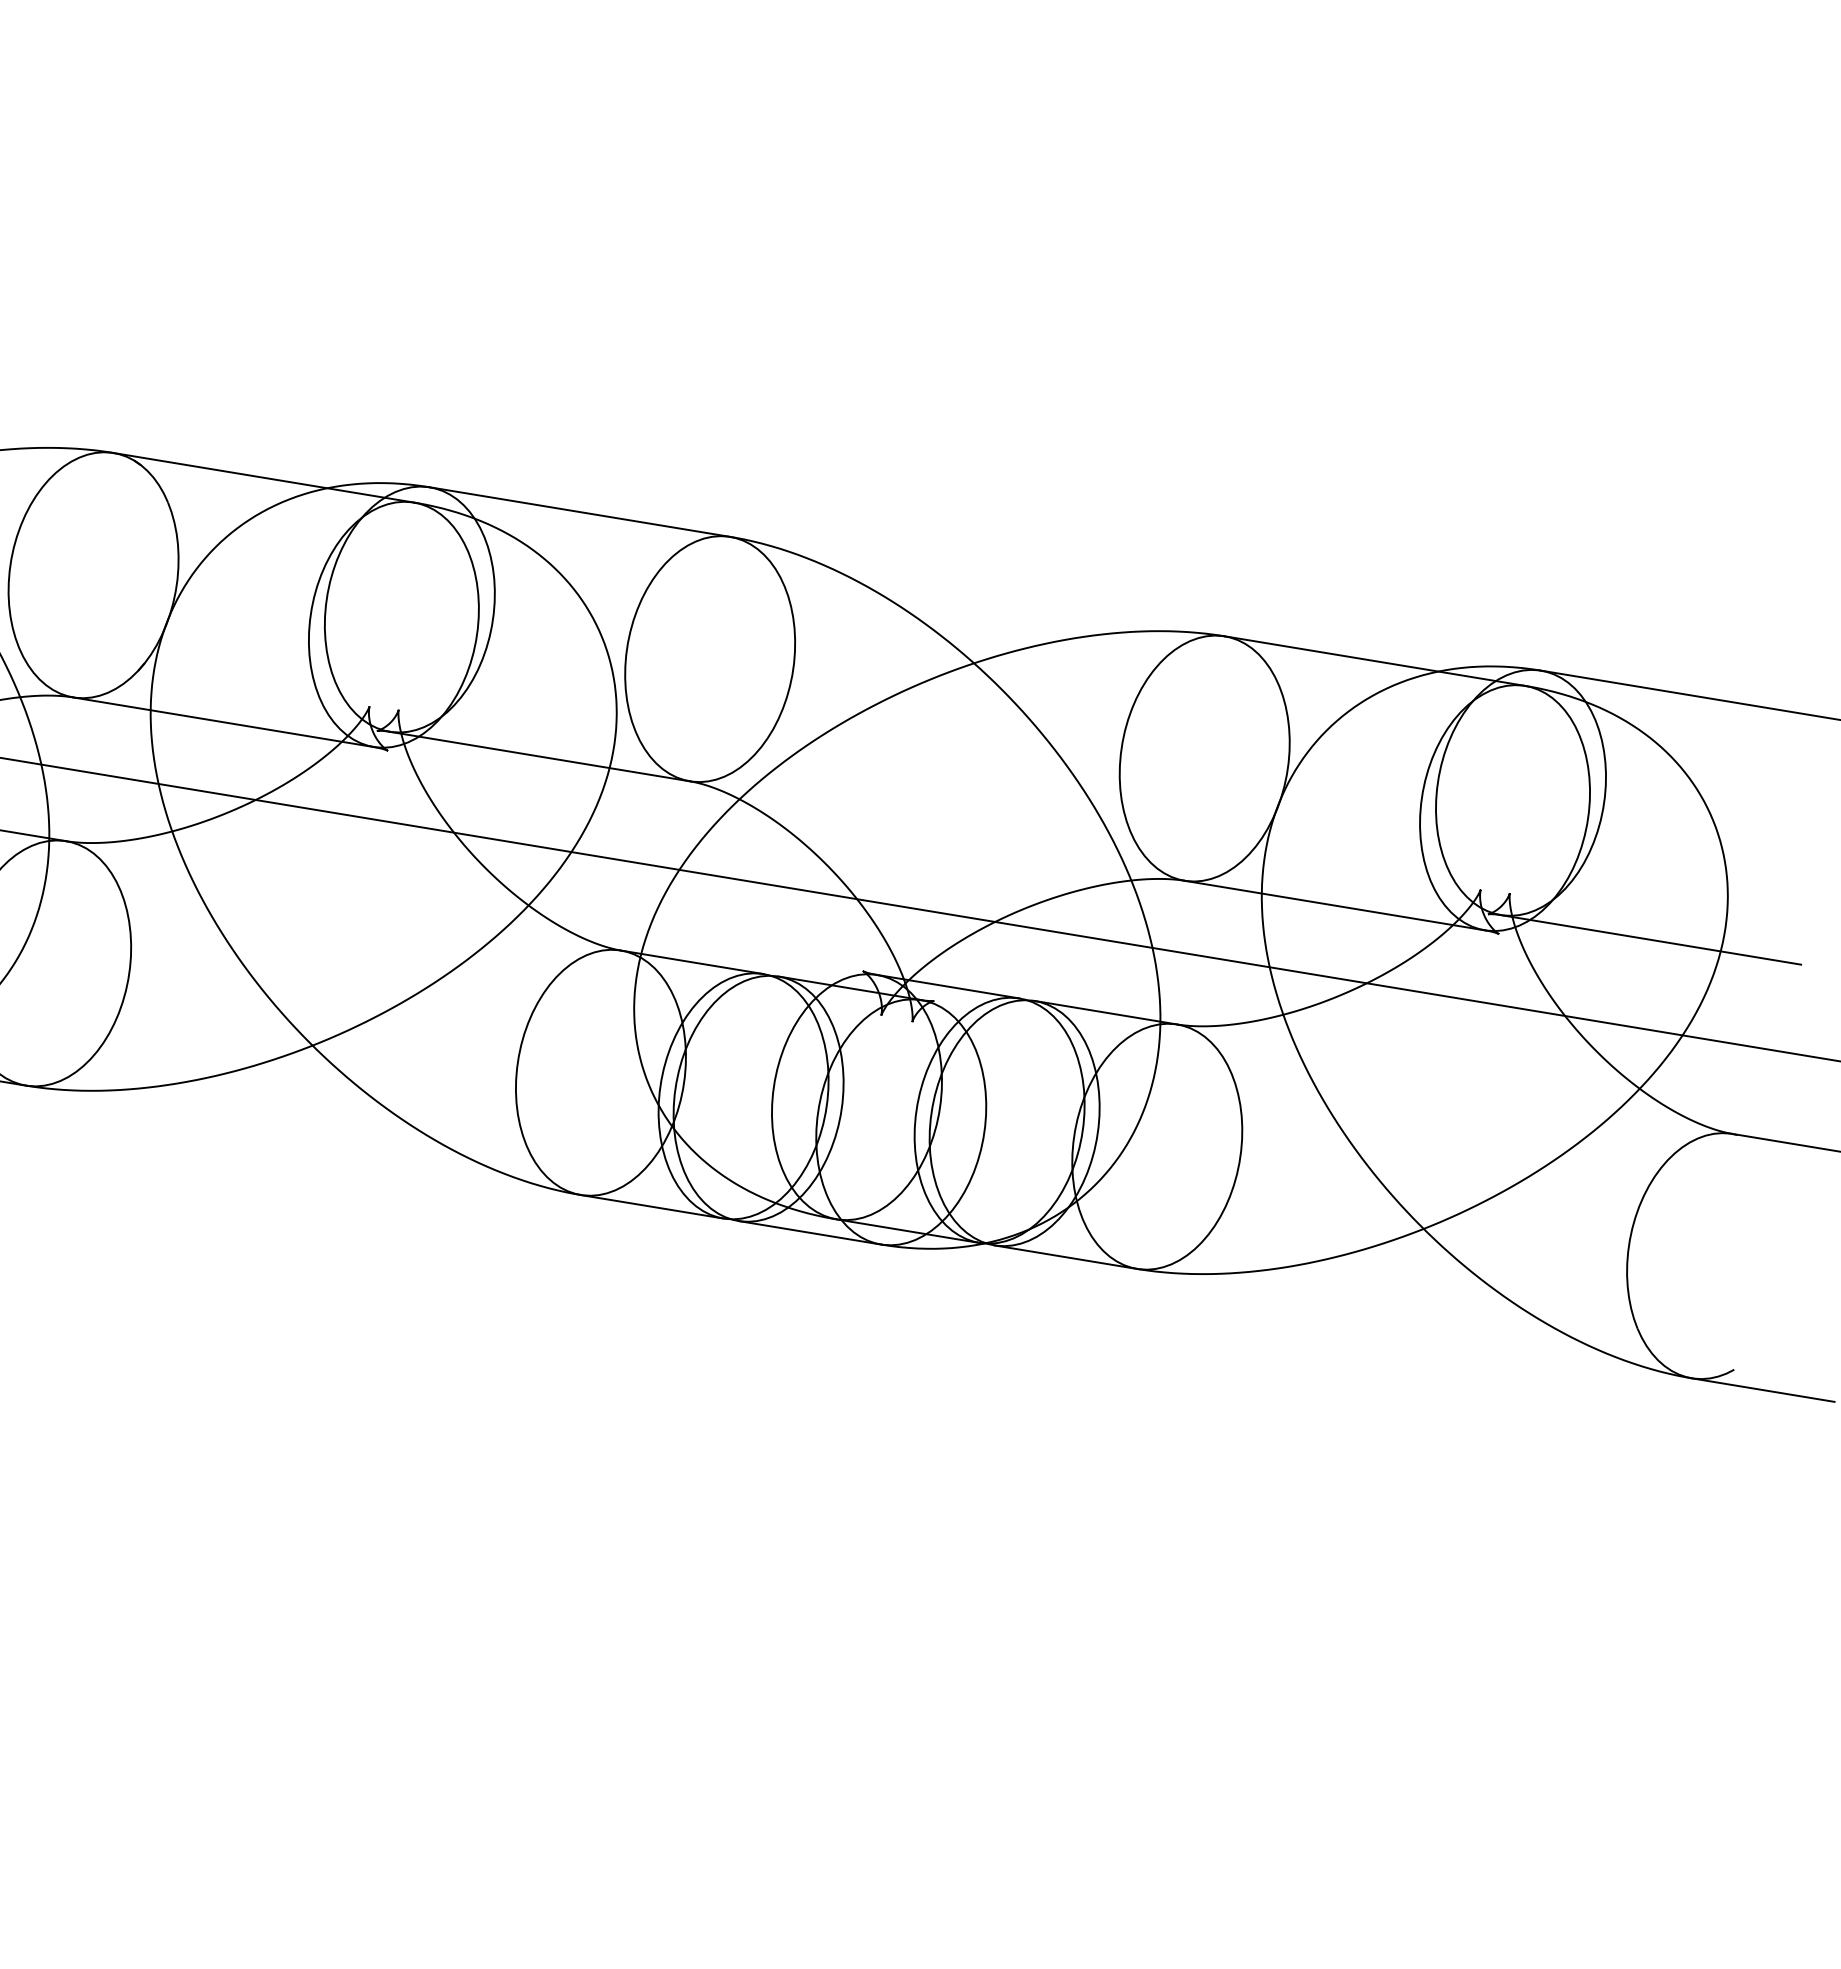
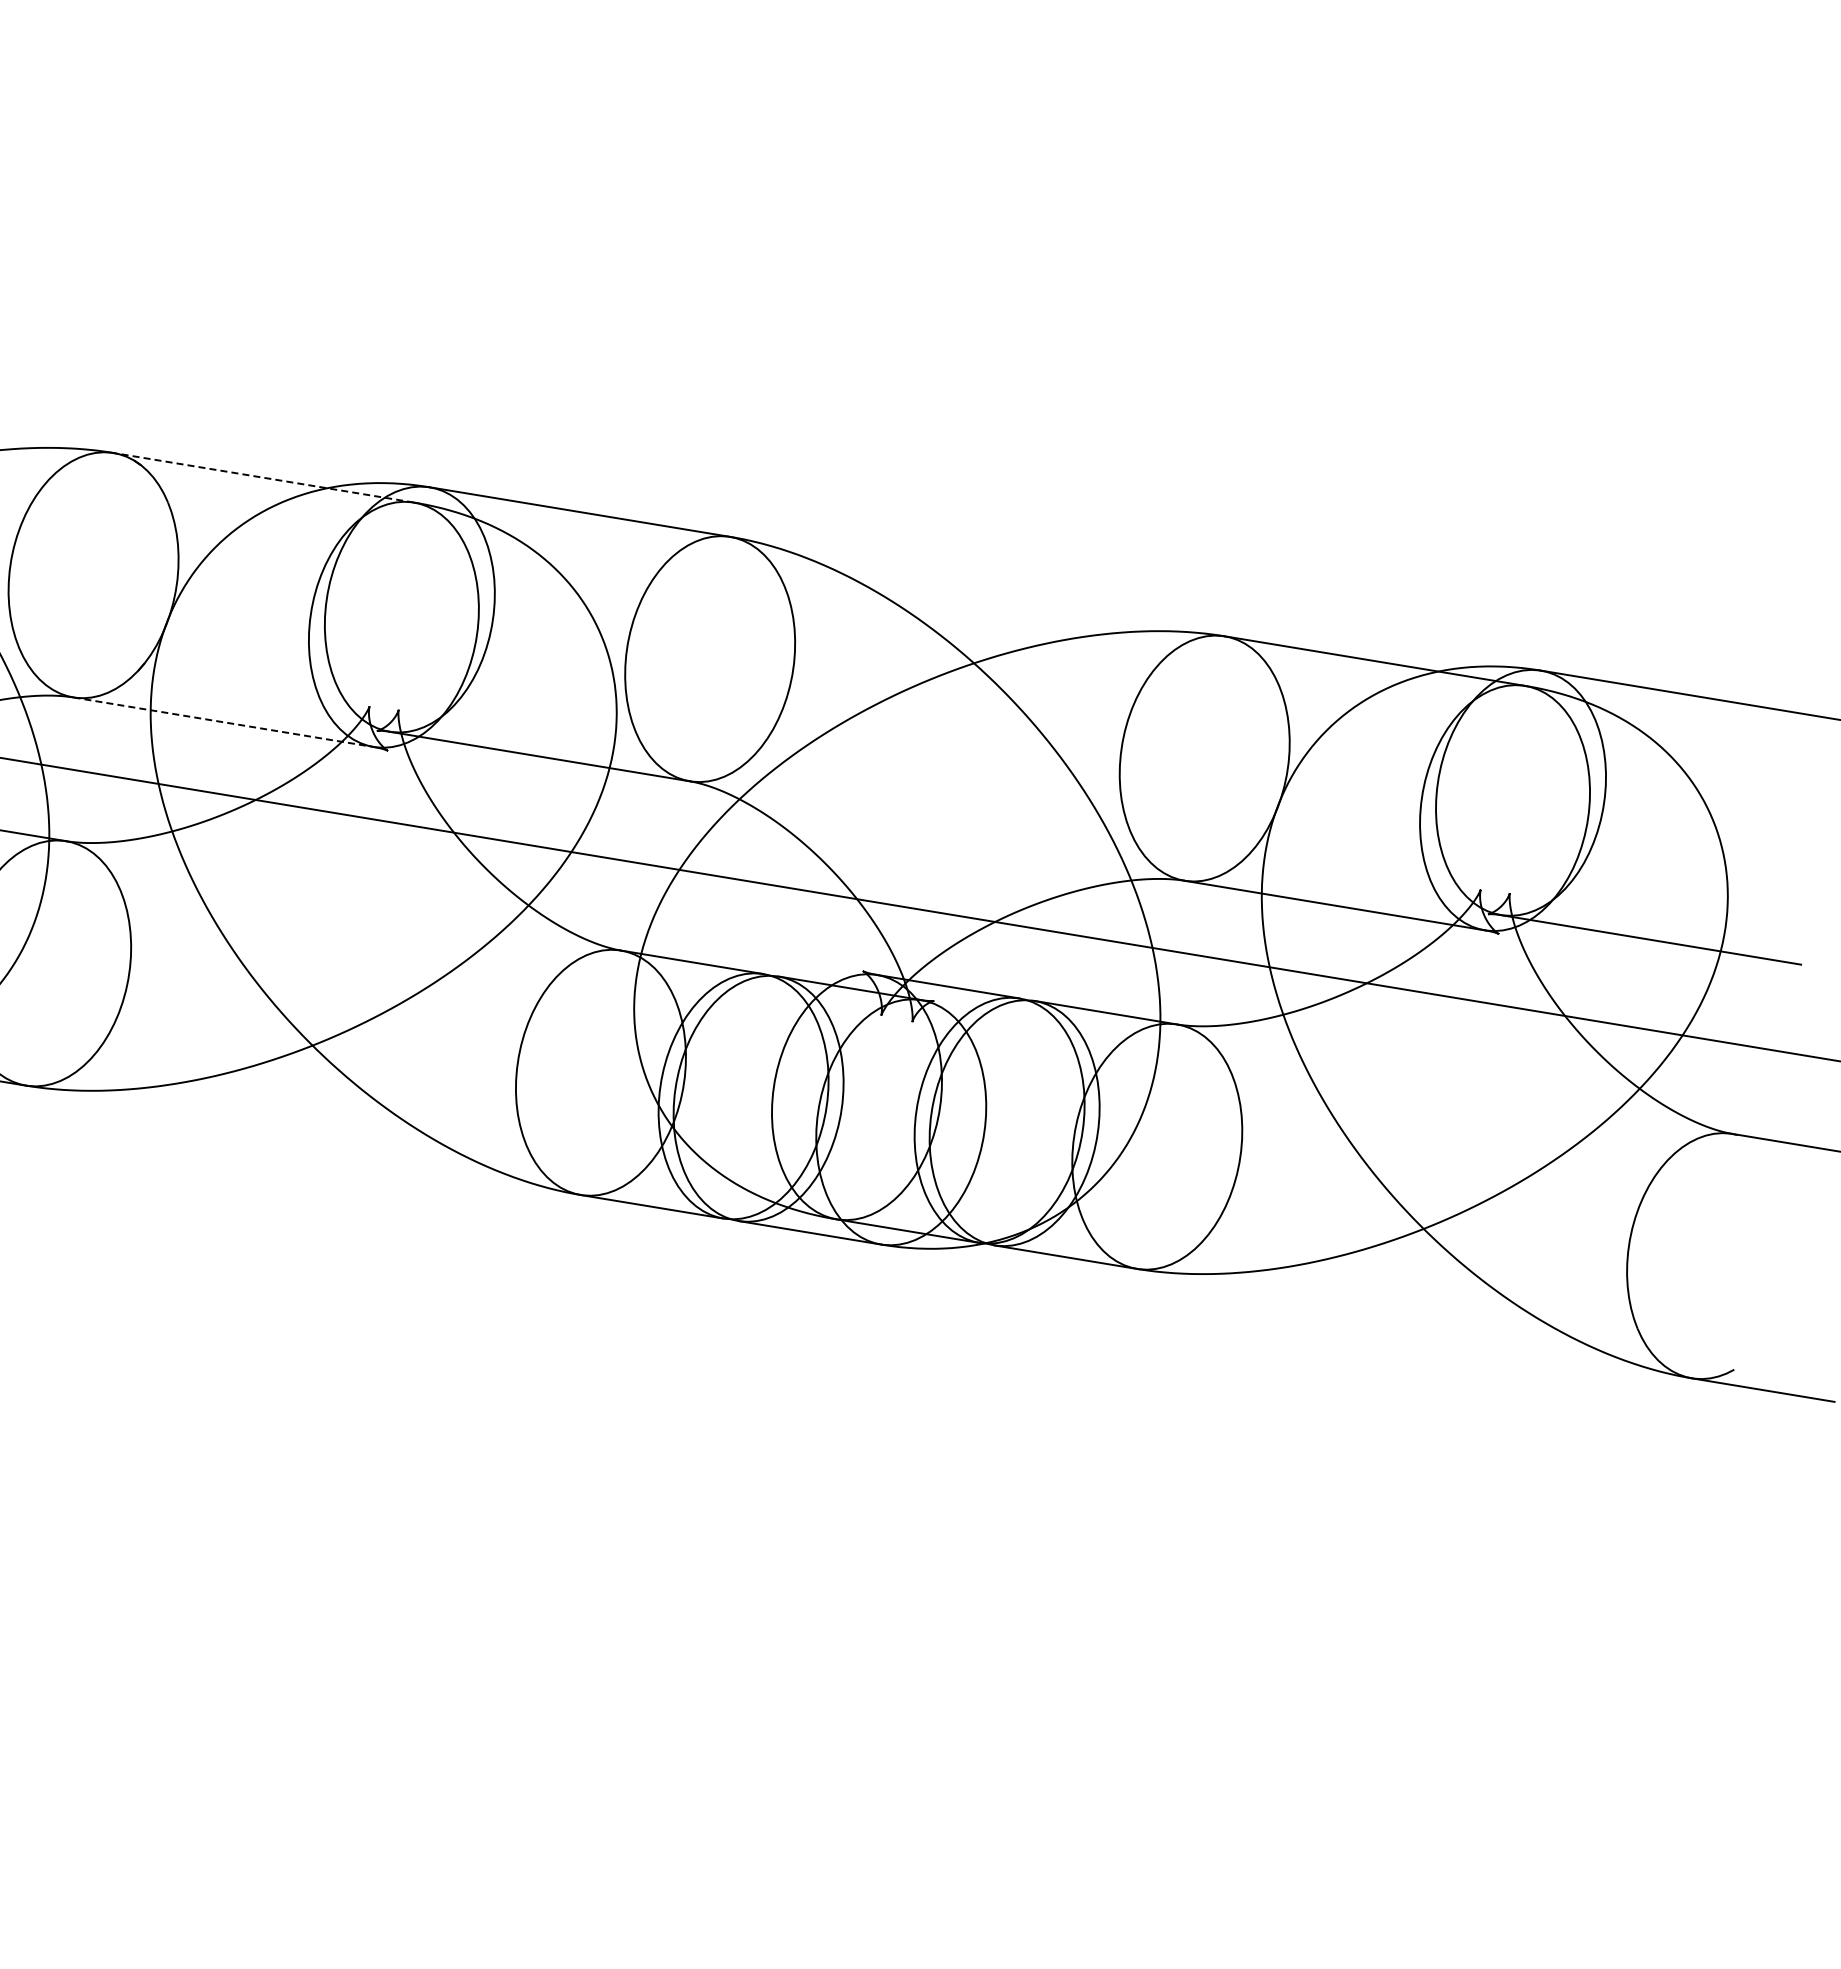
line: solid -> dashed (263, 477)
line: solid -> dashed (224, 722)
